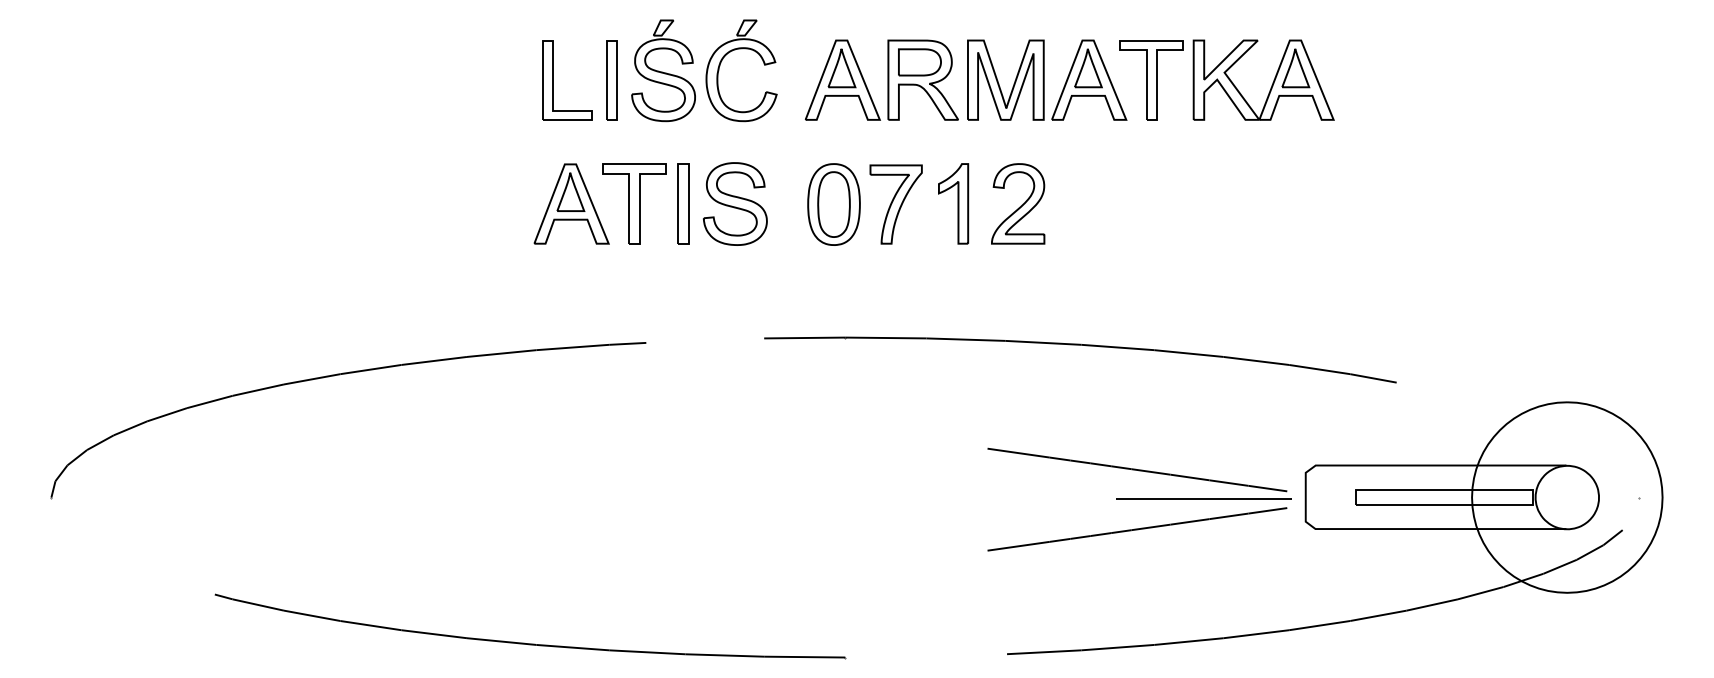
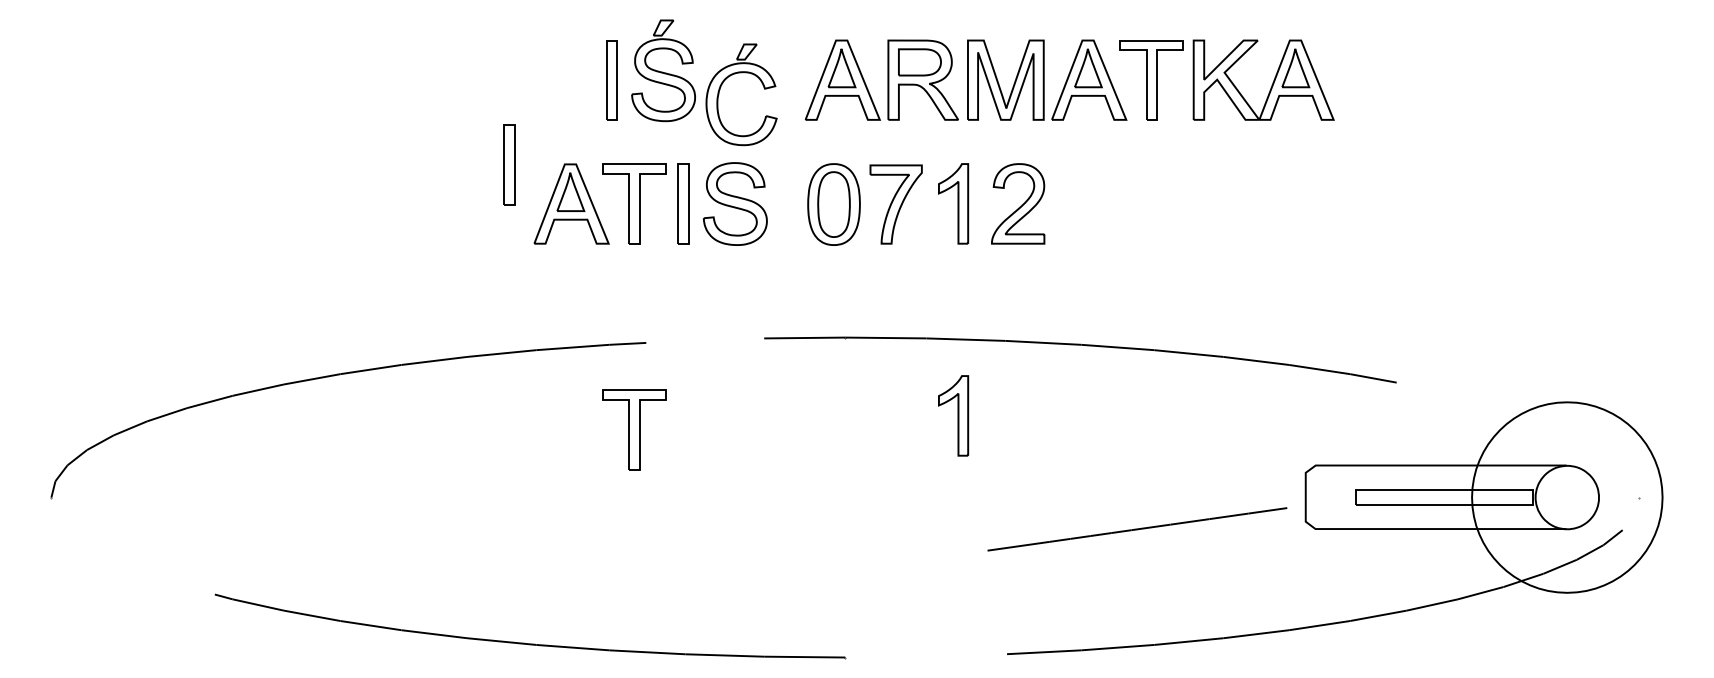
part position: (735, 50) -> (735, 74) (735, 74)
part: present -> none (553, 80)
part: none -> present (509, 164)
part: none -> present (953, 415)
part: none -> present (634, 429)
part: present -> none (1139, 473)
